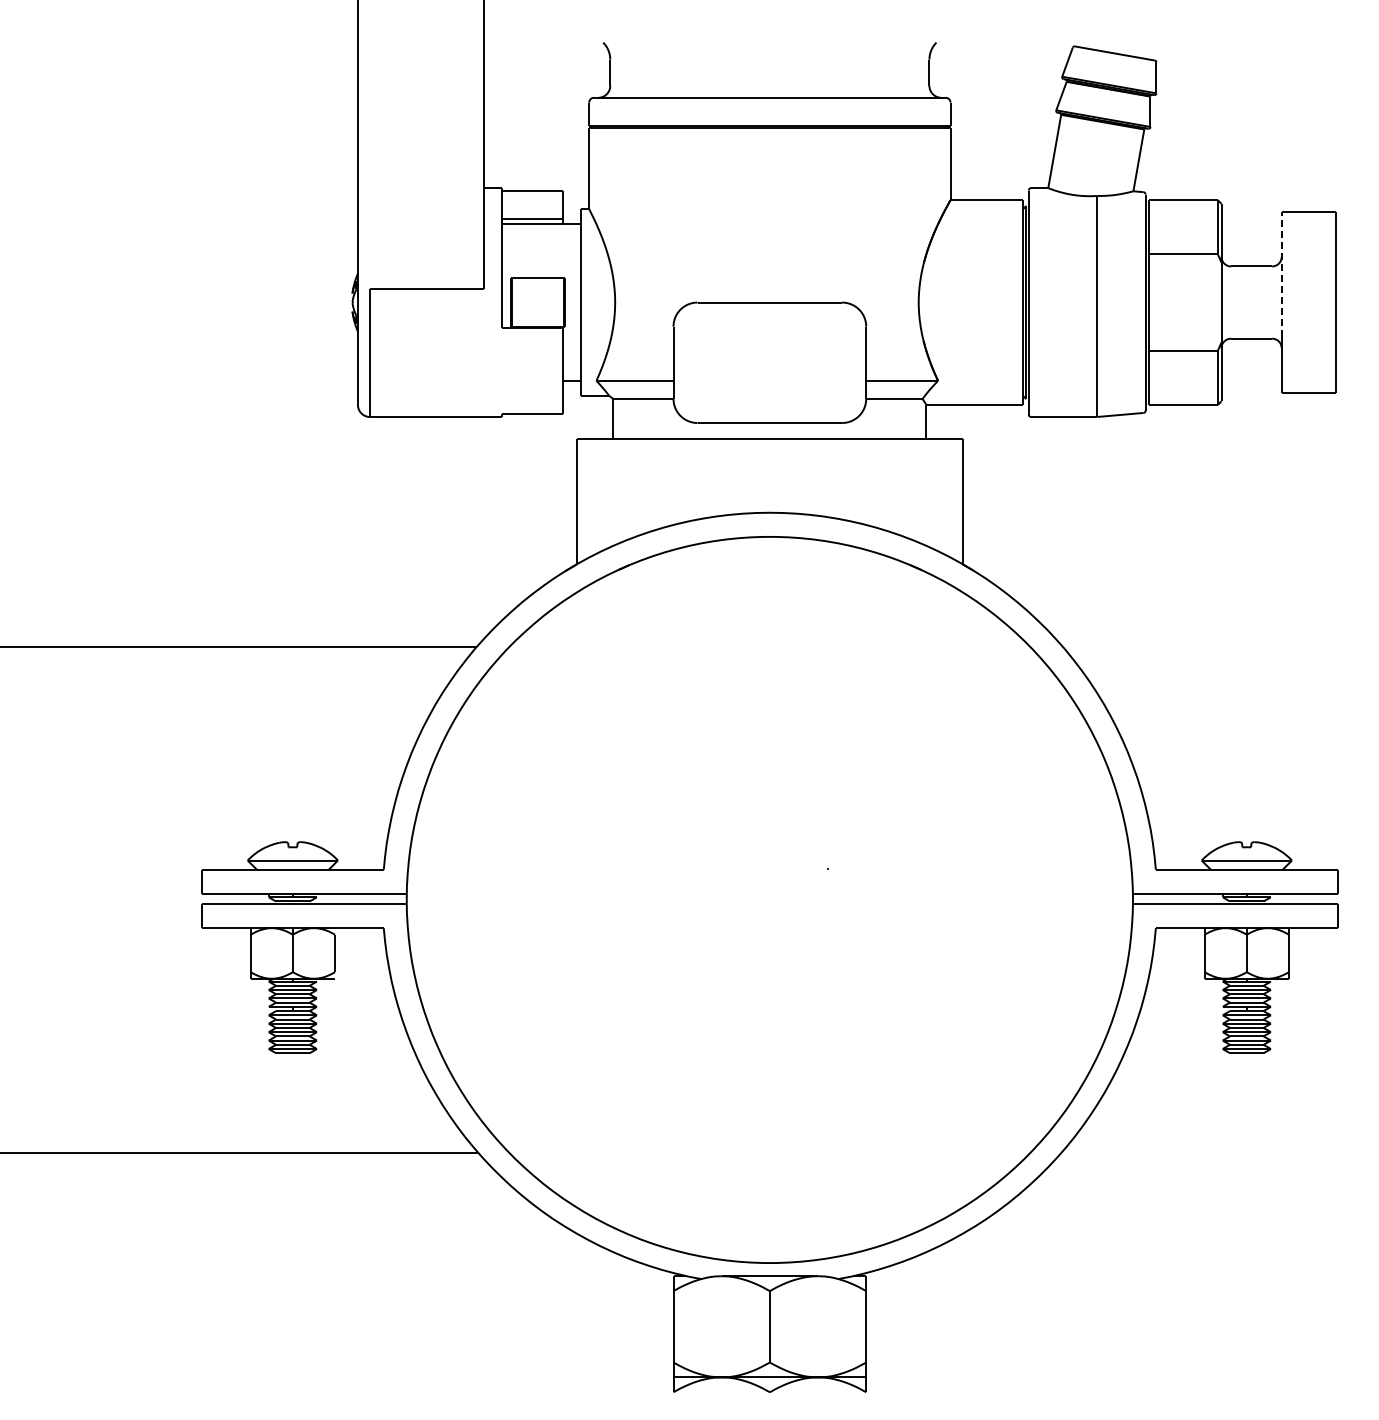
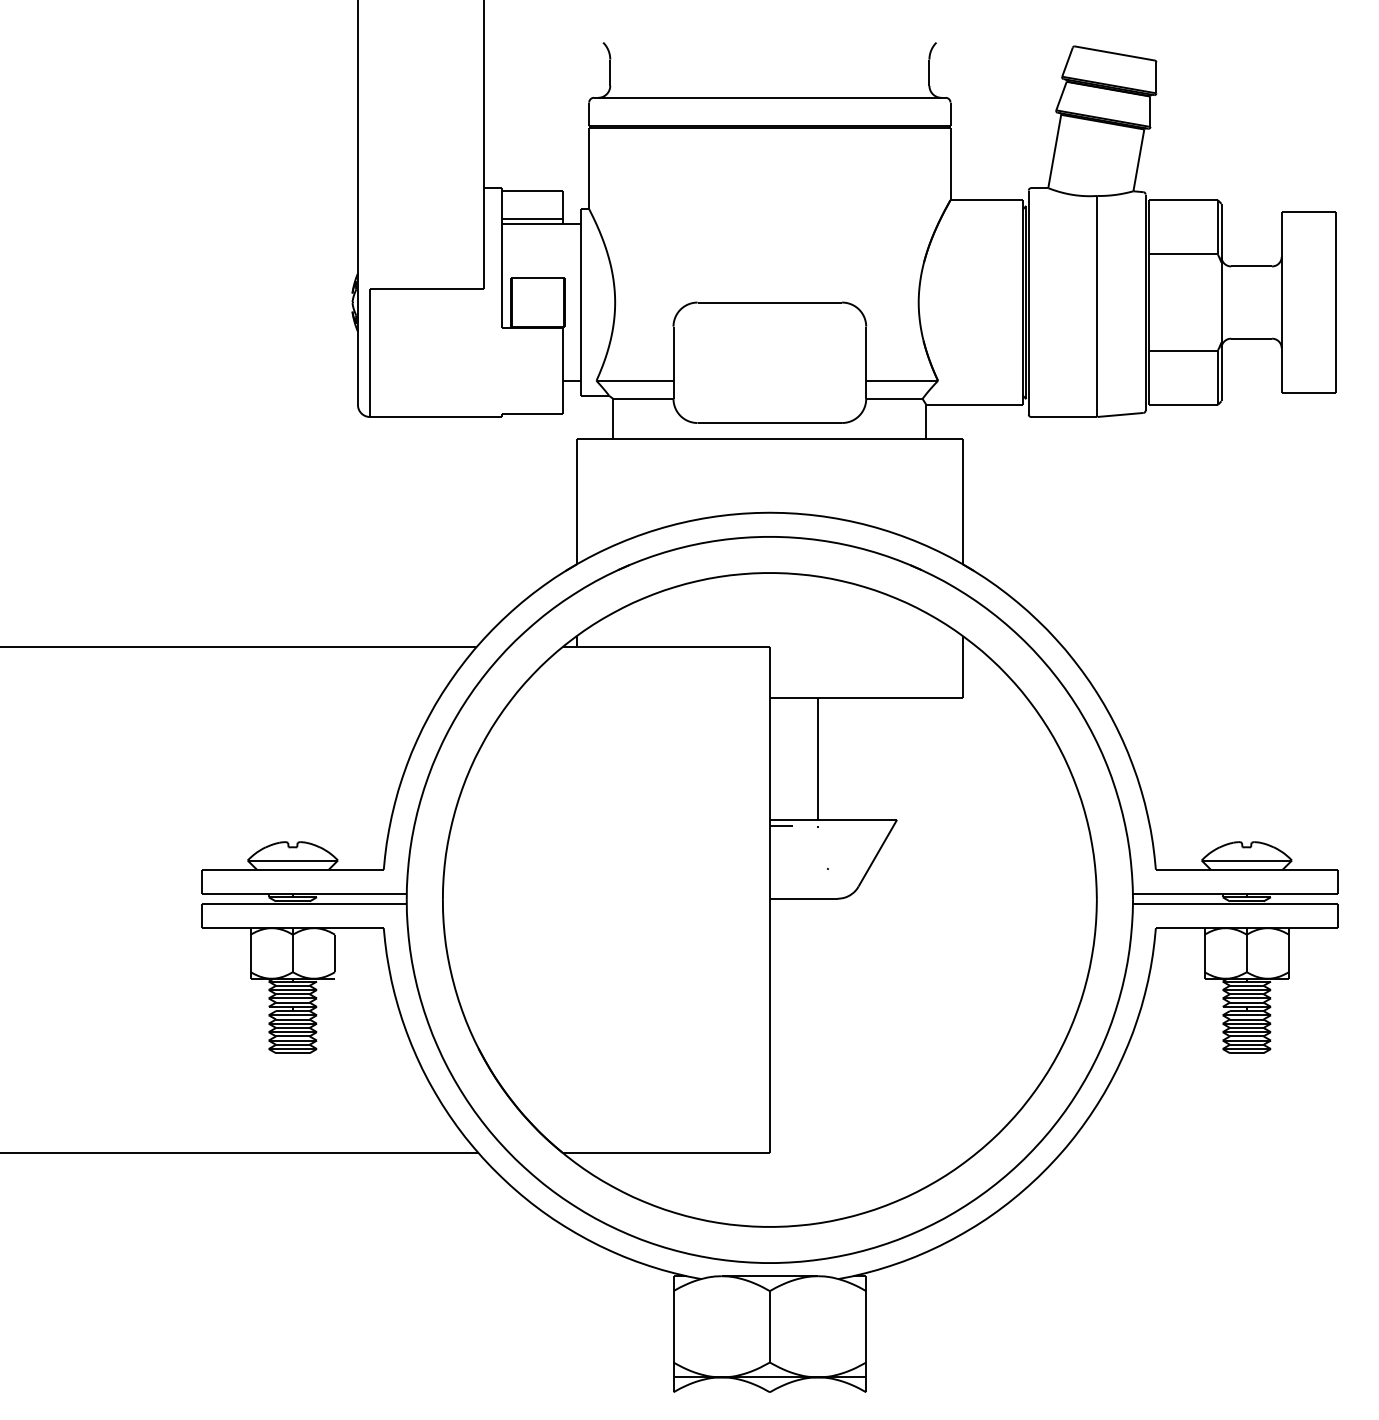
line: dashed -> solid (1281, 274)
part: none -> present (769, 899)
